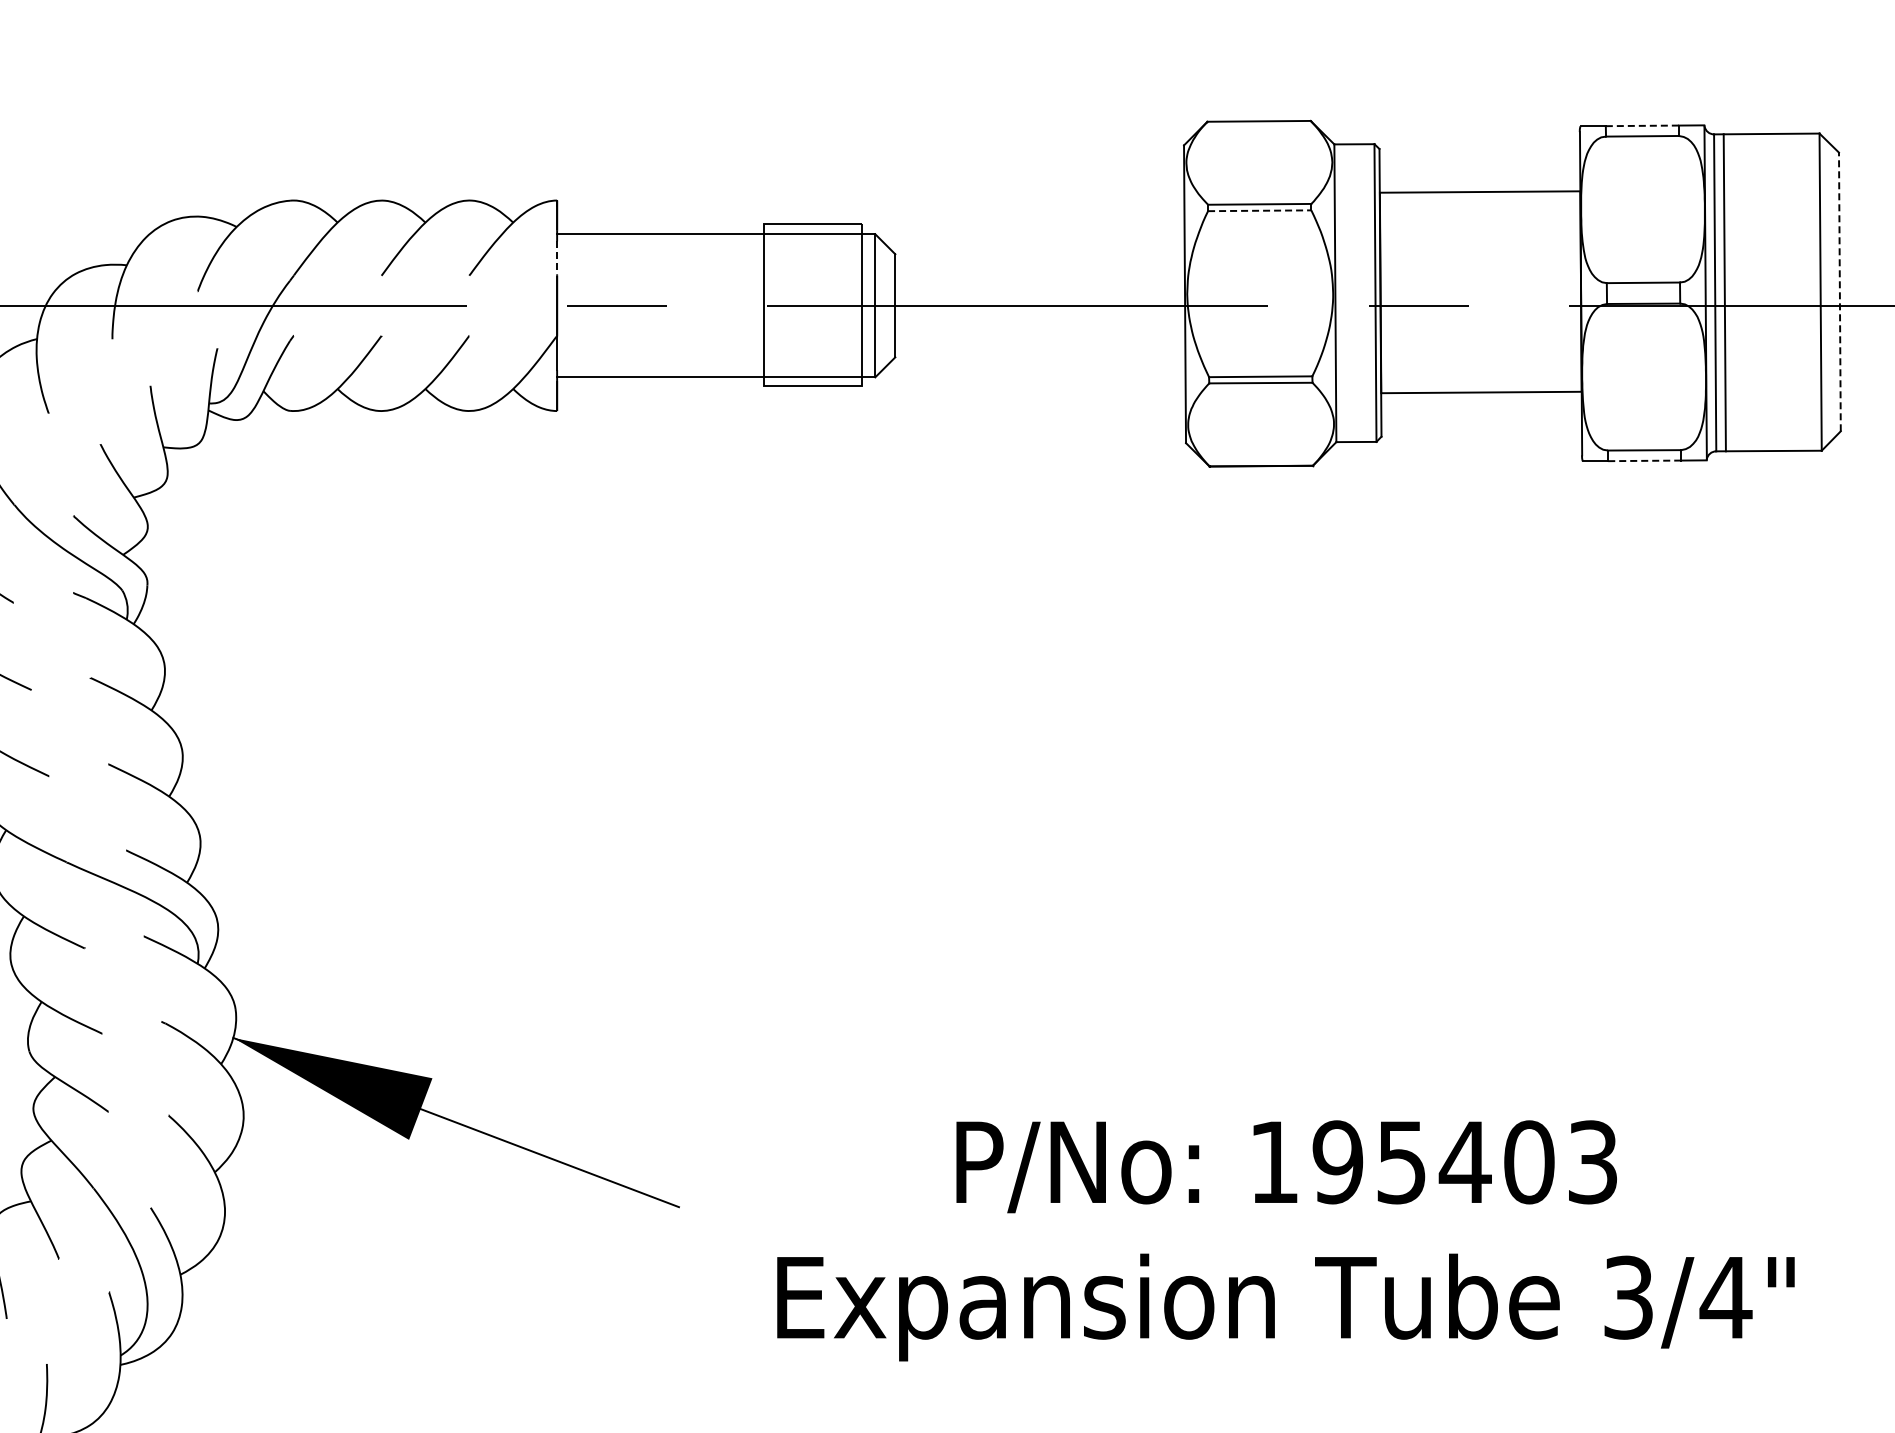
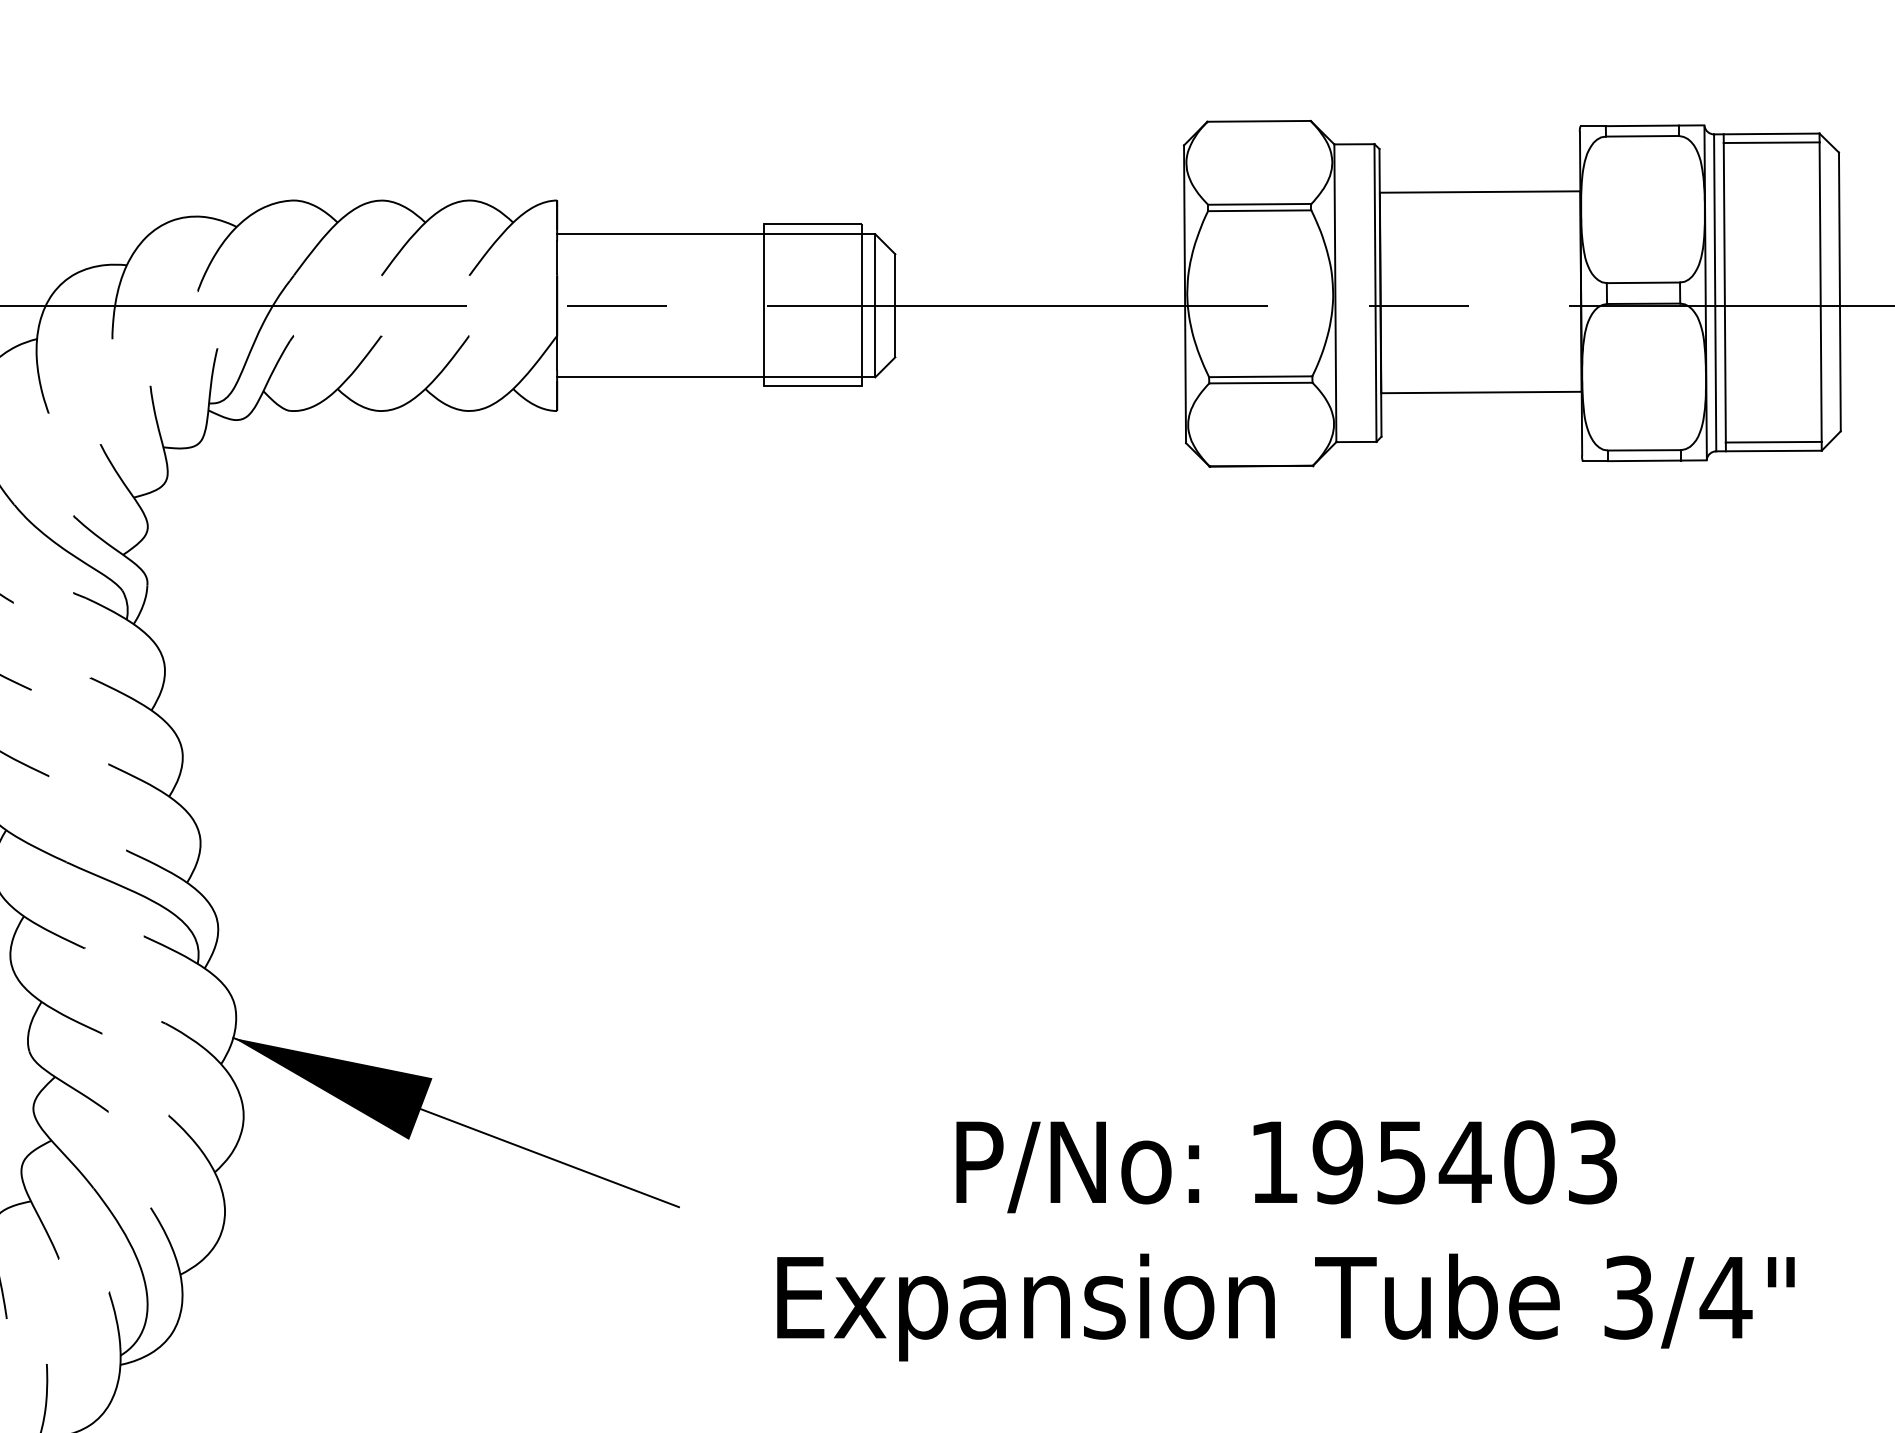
line: dashed -> solid (1642, 125)
line: none -> present (1771, 142)
line: dashed -> solid (1259, 210)
line: dashed -> solid (557, 258)
line: dashed -> solid (1839, 291)
line: none -> present (1773, 441)
line: dashed -> solid (1644, 460)
